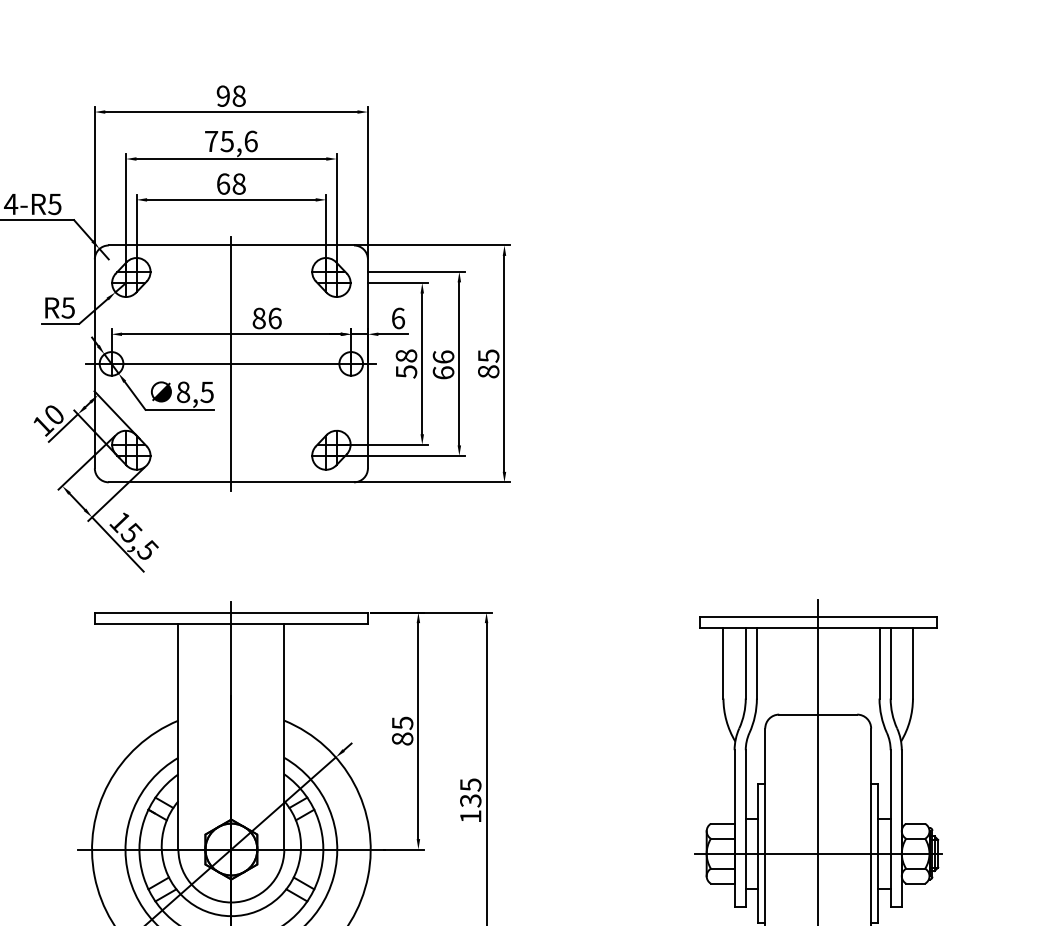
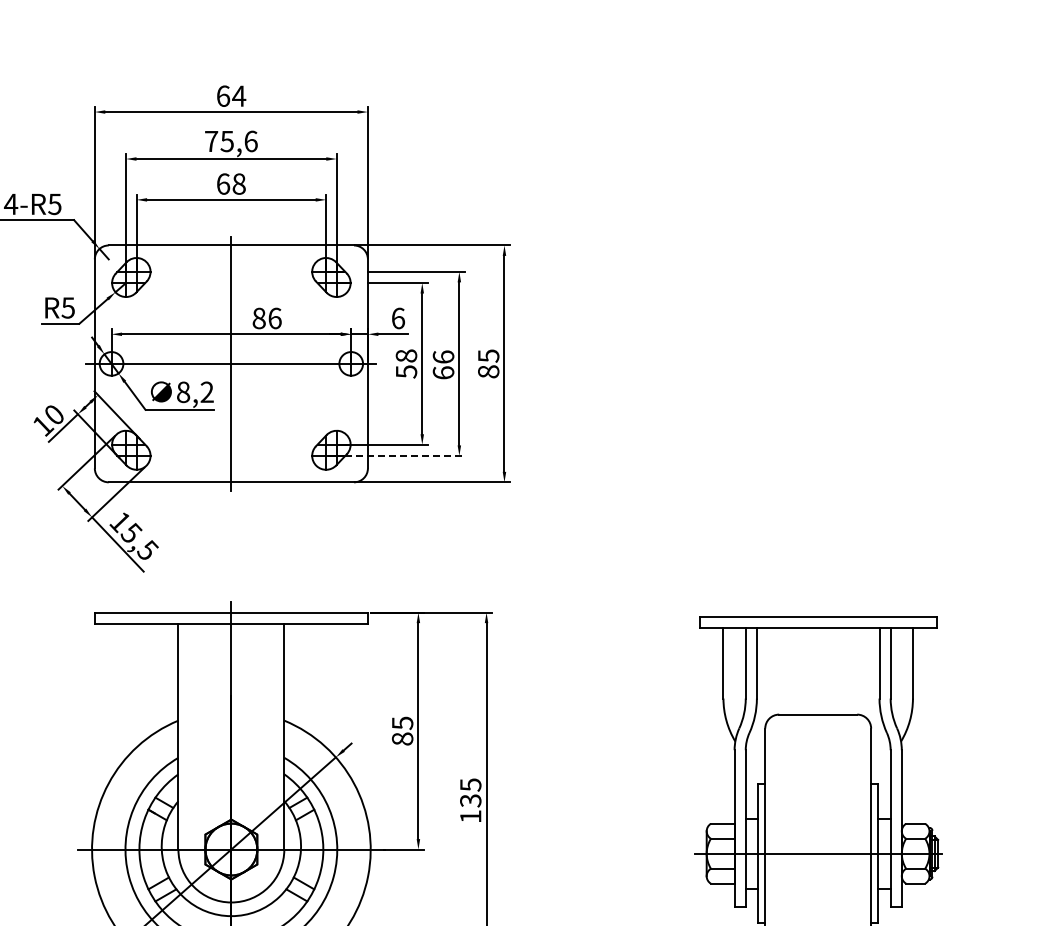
text: 98 -> 64 (231, 95)
text: 8,5 -> 8,2 (206, 392)
line: solid -> dashed (404, 455)
line: present -> none (818, 761)
